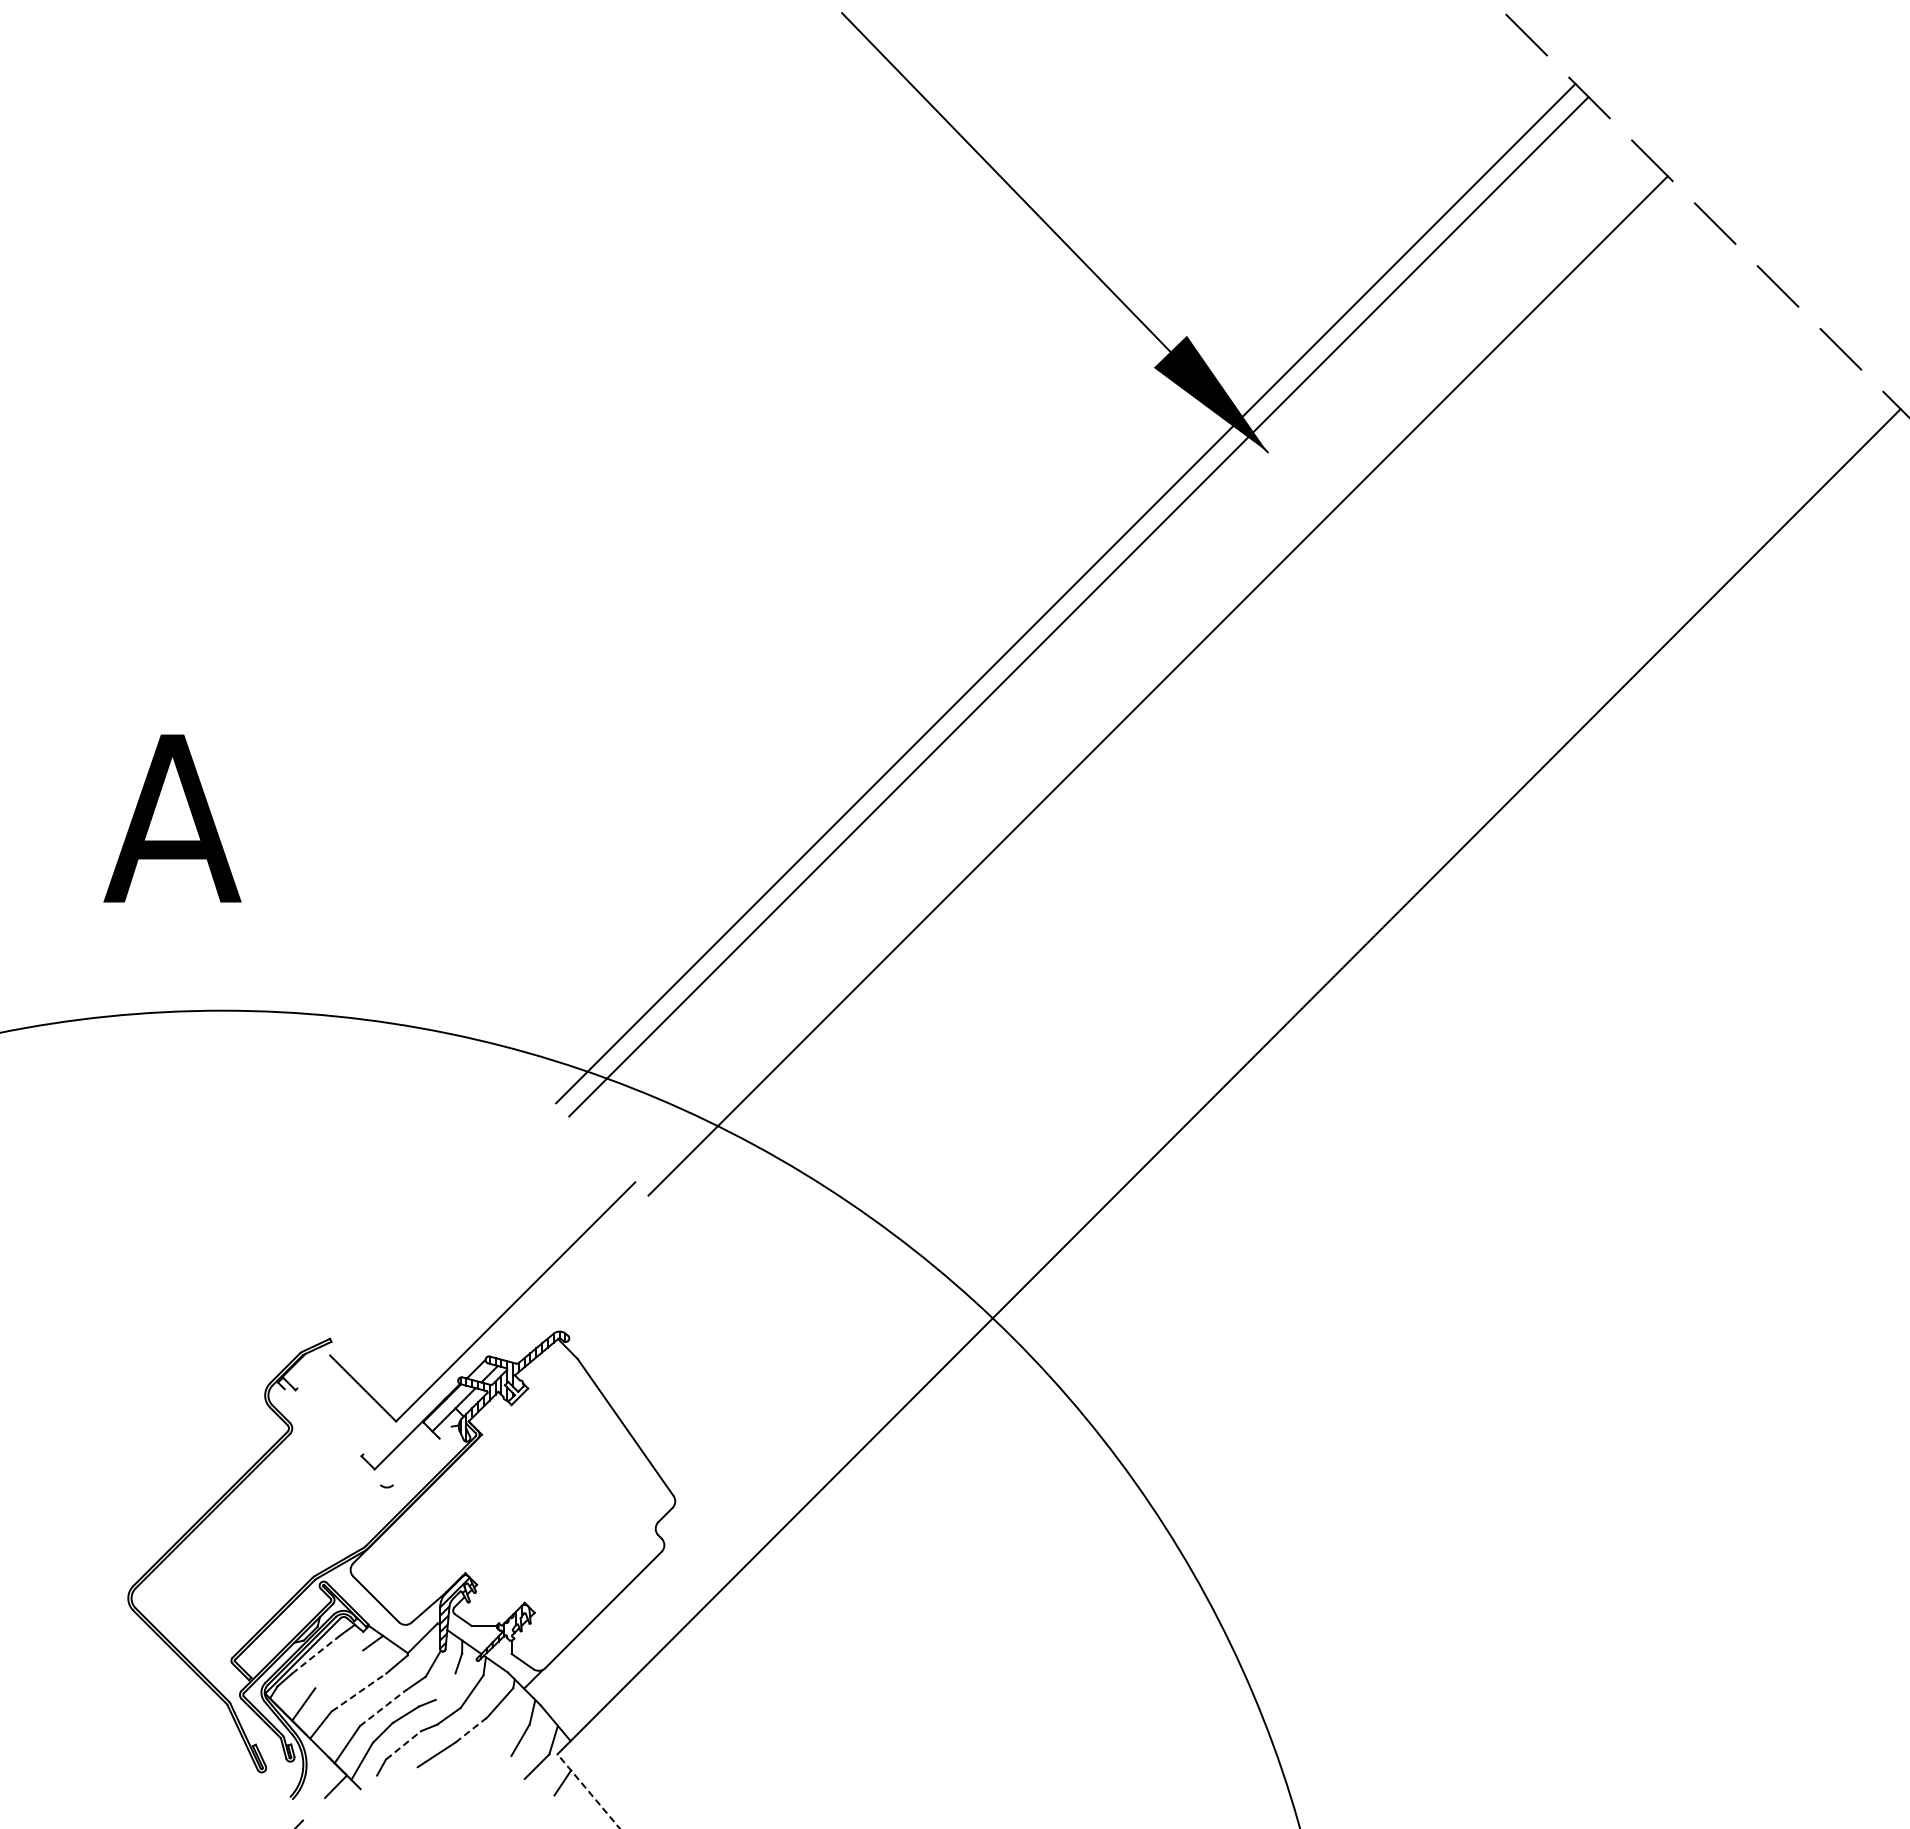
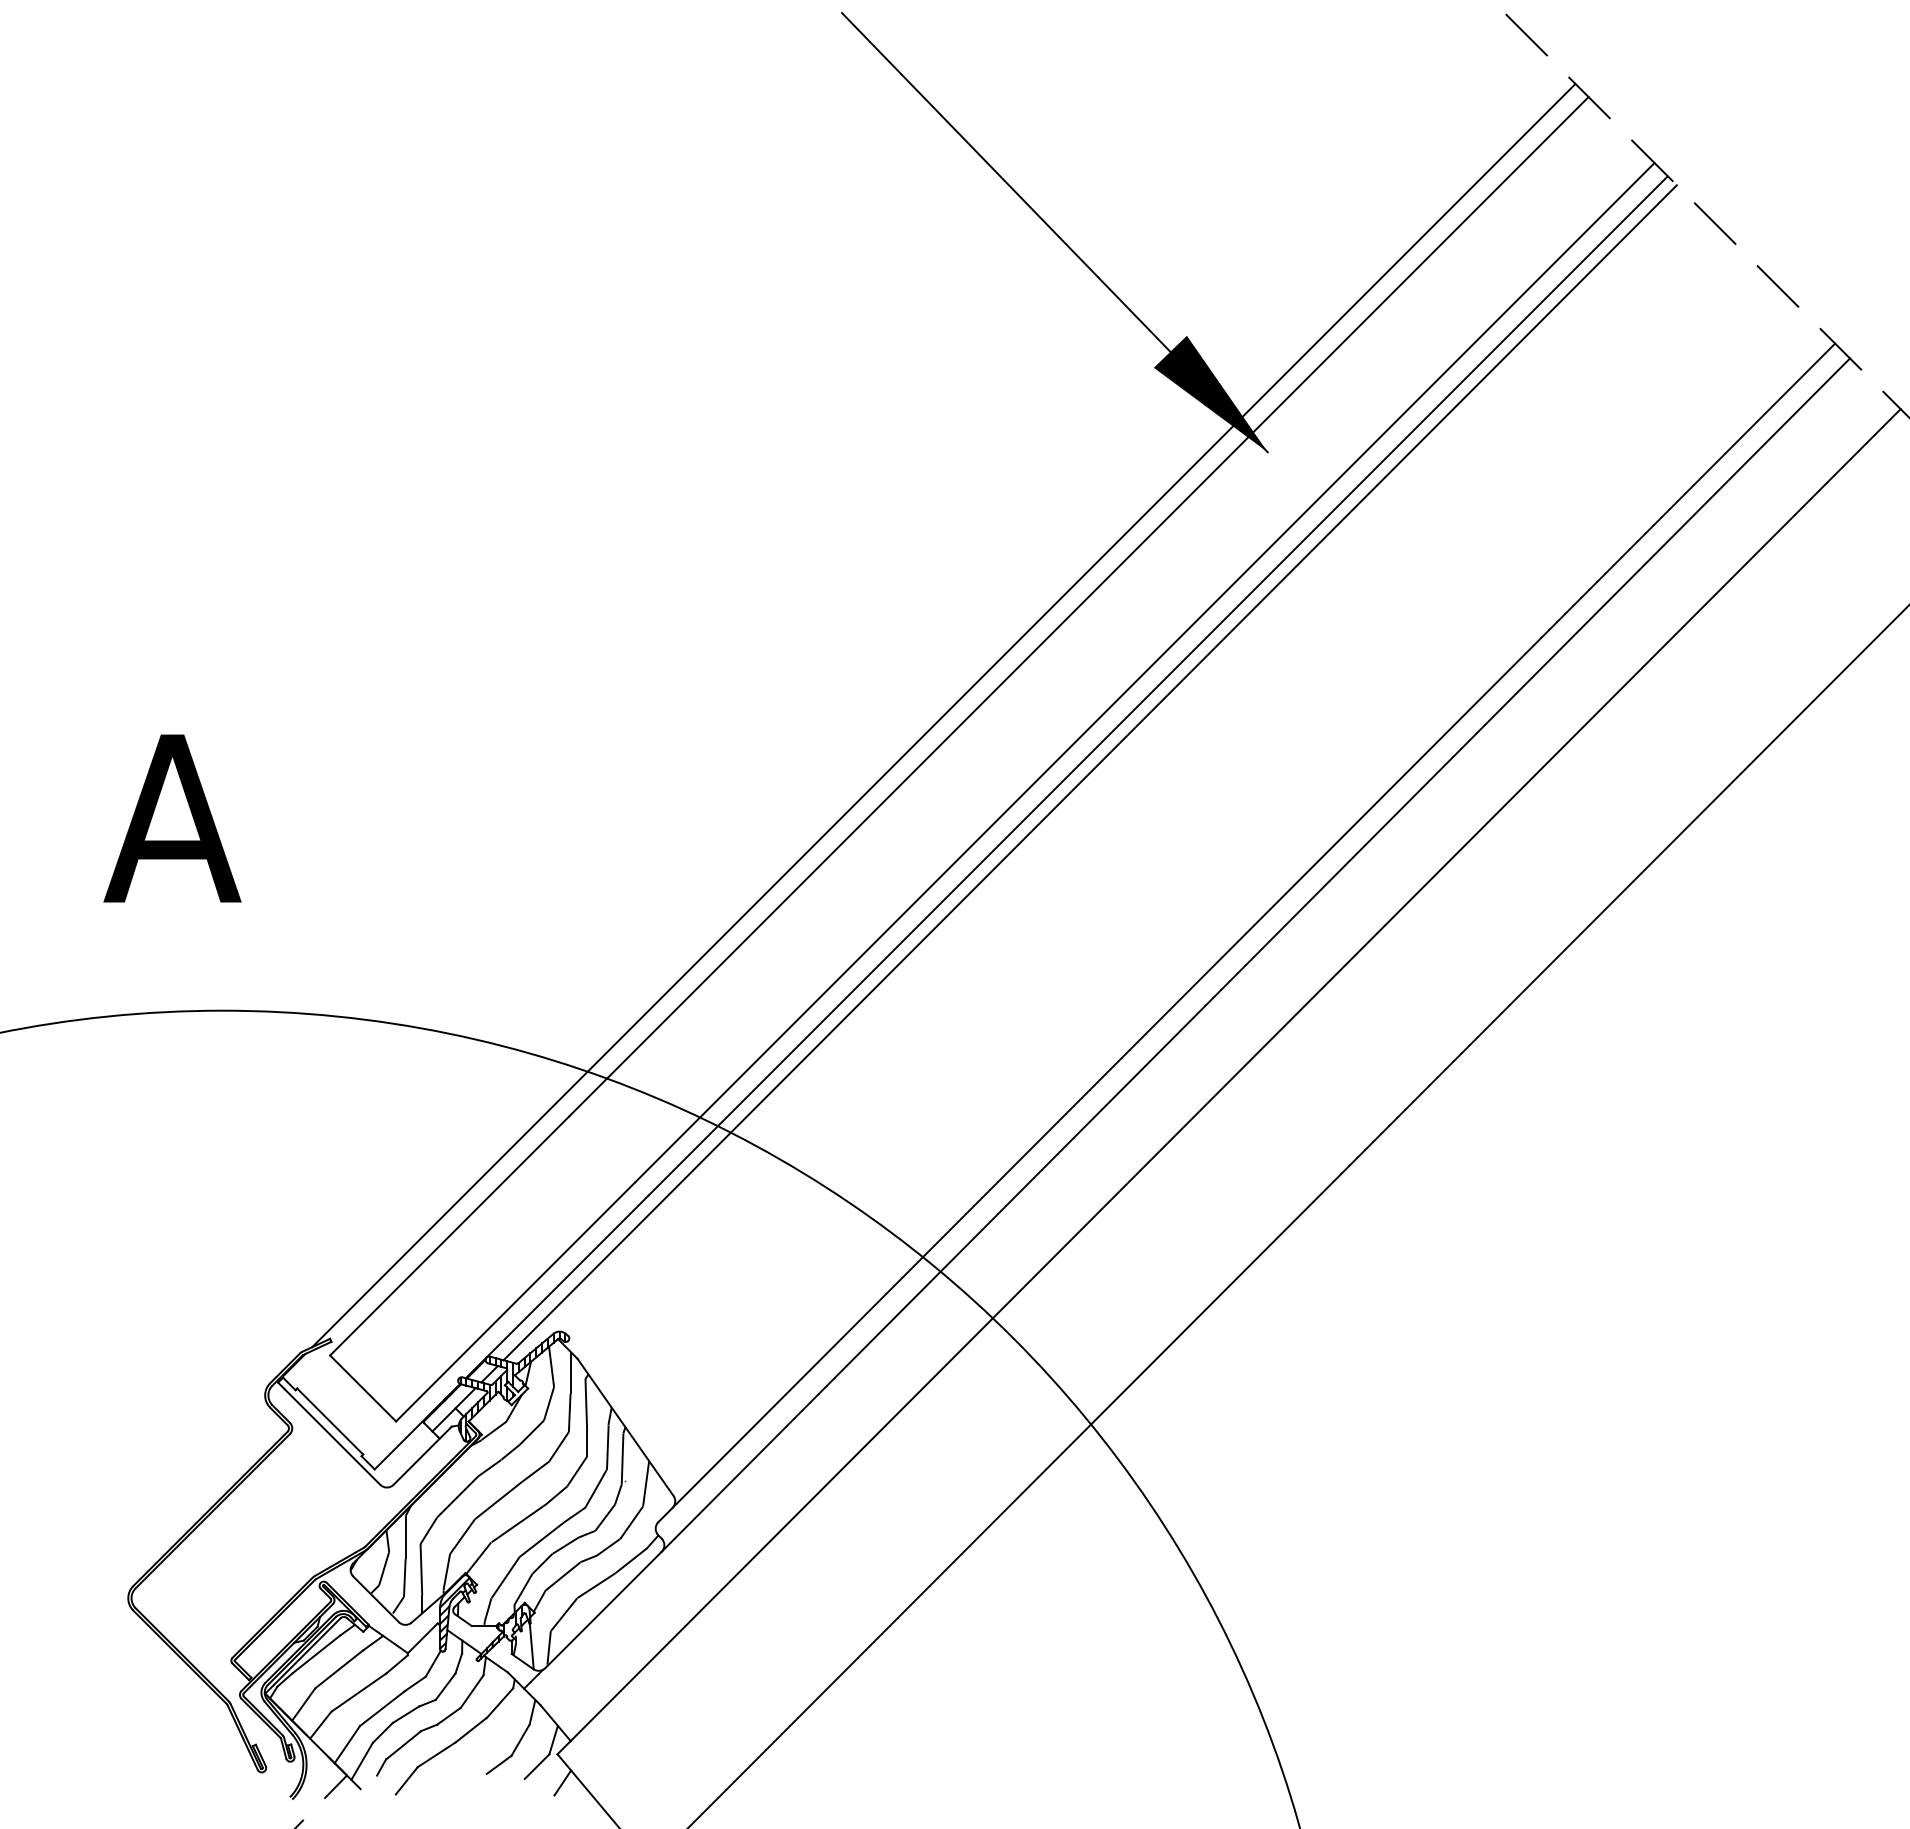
line: none -> present (1144, 672)
line: none -> present (1089, 772)
line: none -> present (1253, 925)
line: none -> present (1255, 954)
line: none -> present (1298, 1216)
line: none -> present (434, 1225)
line: none -> present (449, 1235)
line: none -> present (556, 1286)
line: none -> present (330, 1421)
line: none -> present (332, 1436)
line: none -> present (422, 1455)
hatch: none -> present (504, 1507)
line: dashed -> solid (316, 1654)
line: none -> present (339, 1669)
line: none -> present (445, 1686)
line: dashed -> solid (359, 1692)
line: dashed -> solid (382, 1708)
line: dashed -> solid (471, 1730)
line: dashed -> solid (403, 1745)
line: none -> present (498, 1764)
line: none -> present (406, 1780)
line: dashed -> solid (588, 1791)
